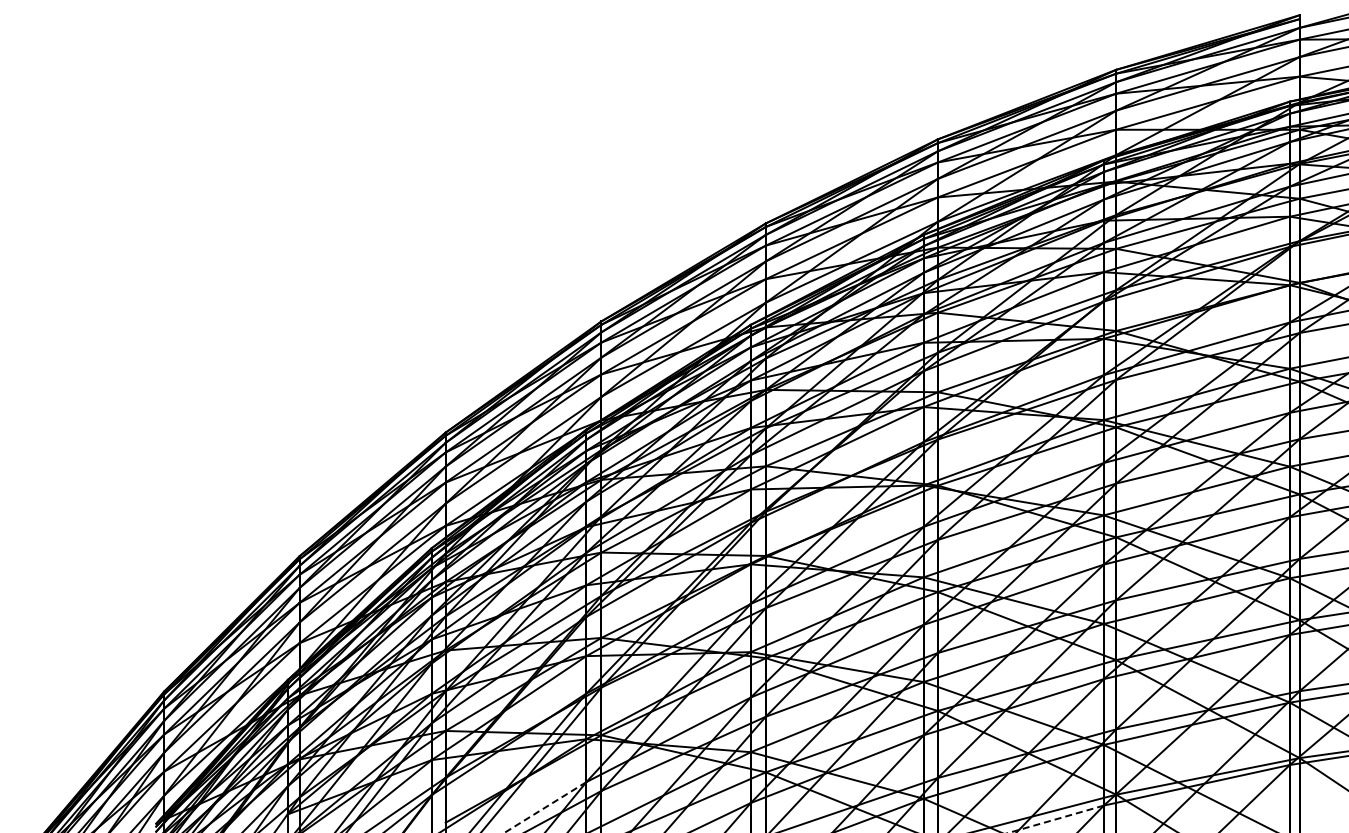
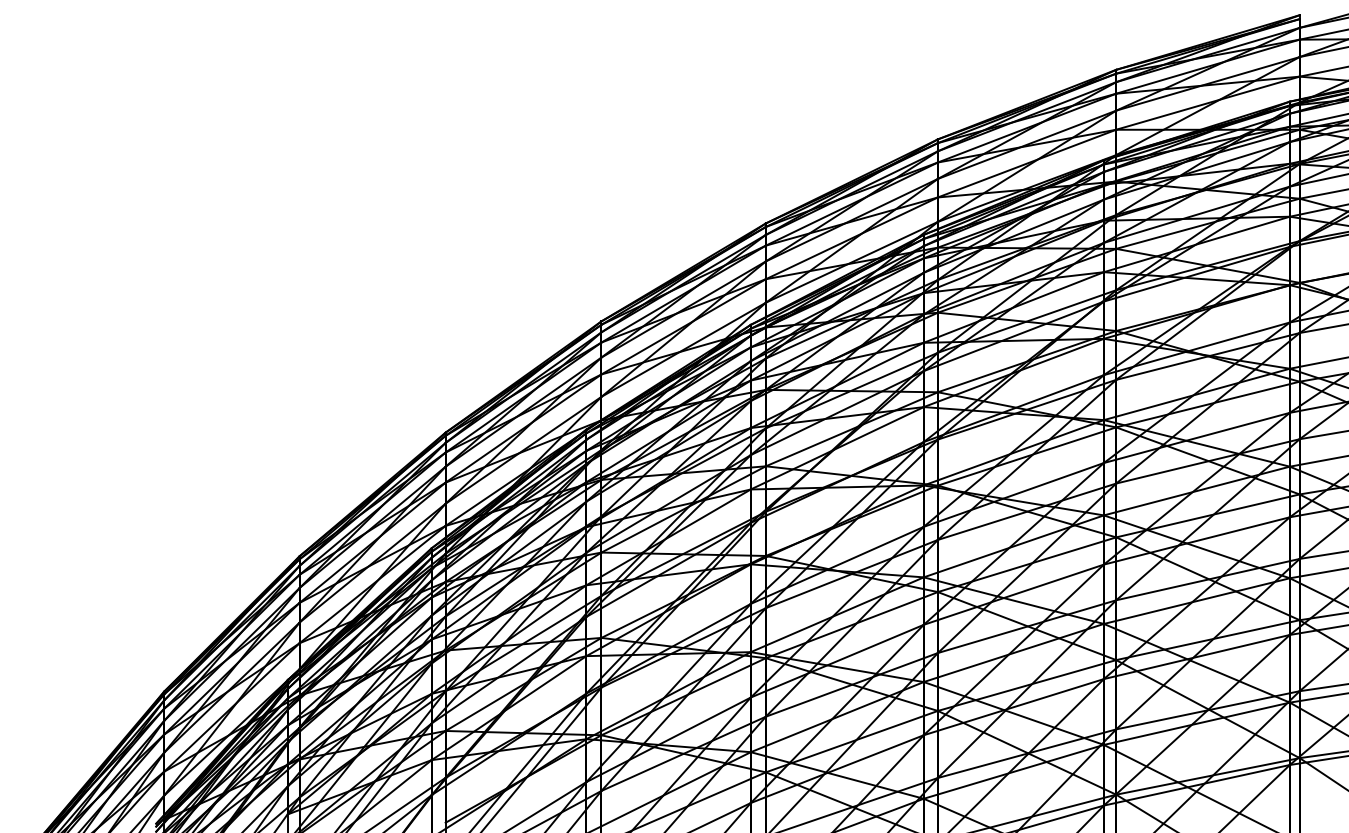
line: dashed -> solid (545, 807)
line: dashed -> solid (1056, 819)
